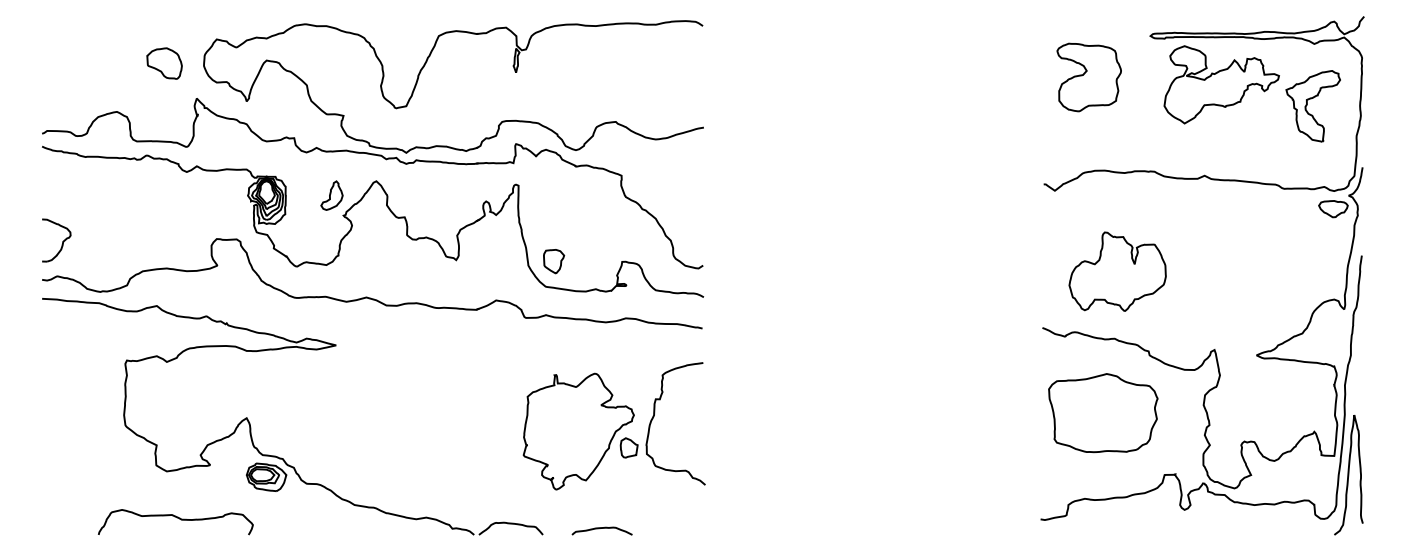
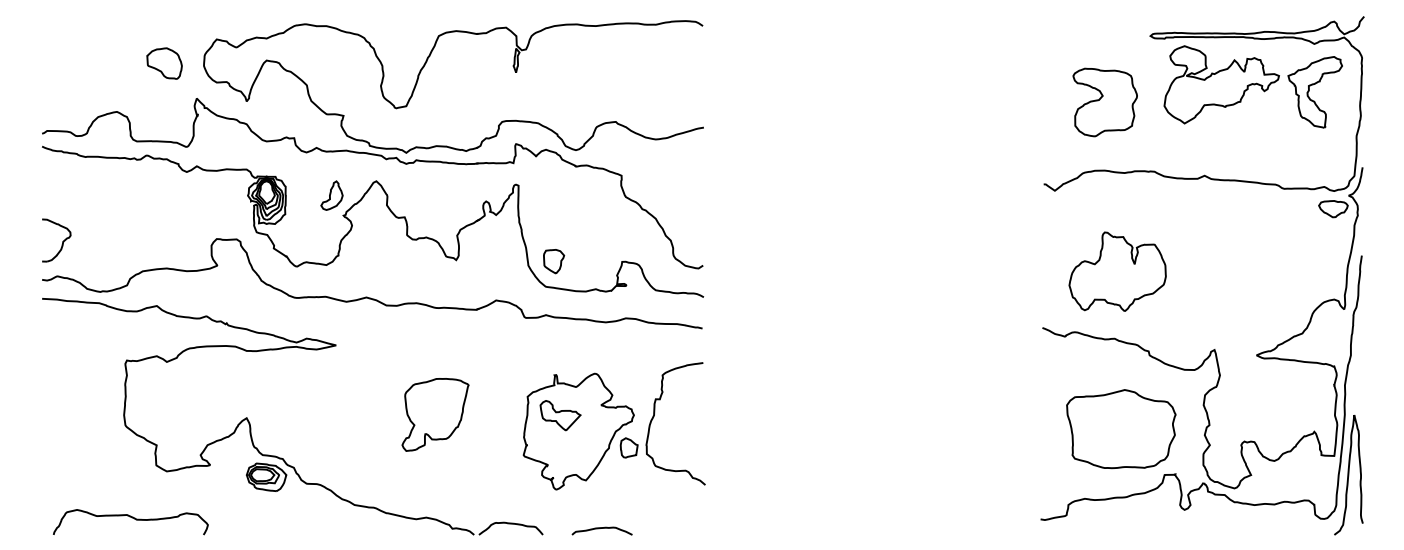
part position: (1088, 77) -> (1104, 102) (1104, 102)
part position: (1312, 106) -> (1314, 92) (1314, 92)
part position: (1103, 413) -> (1121, 429) (1121, 429)
part: none -> present (435, 414)
part: none -> present (560, 415)
curve position: (177, 518) -> (132, 518) (132, 518)
